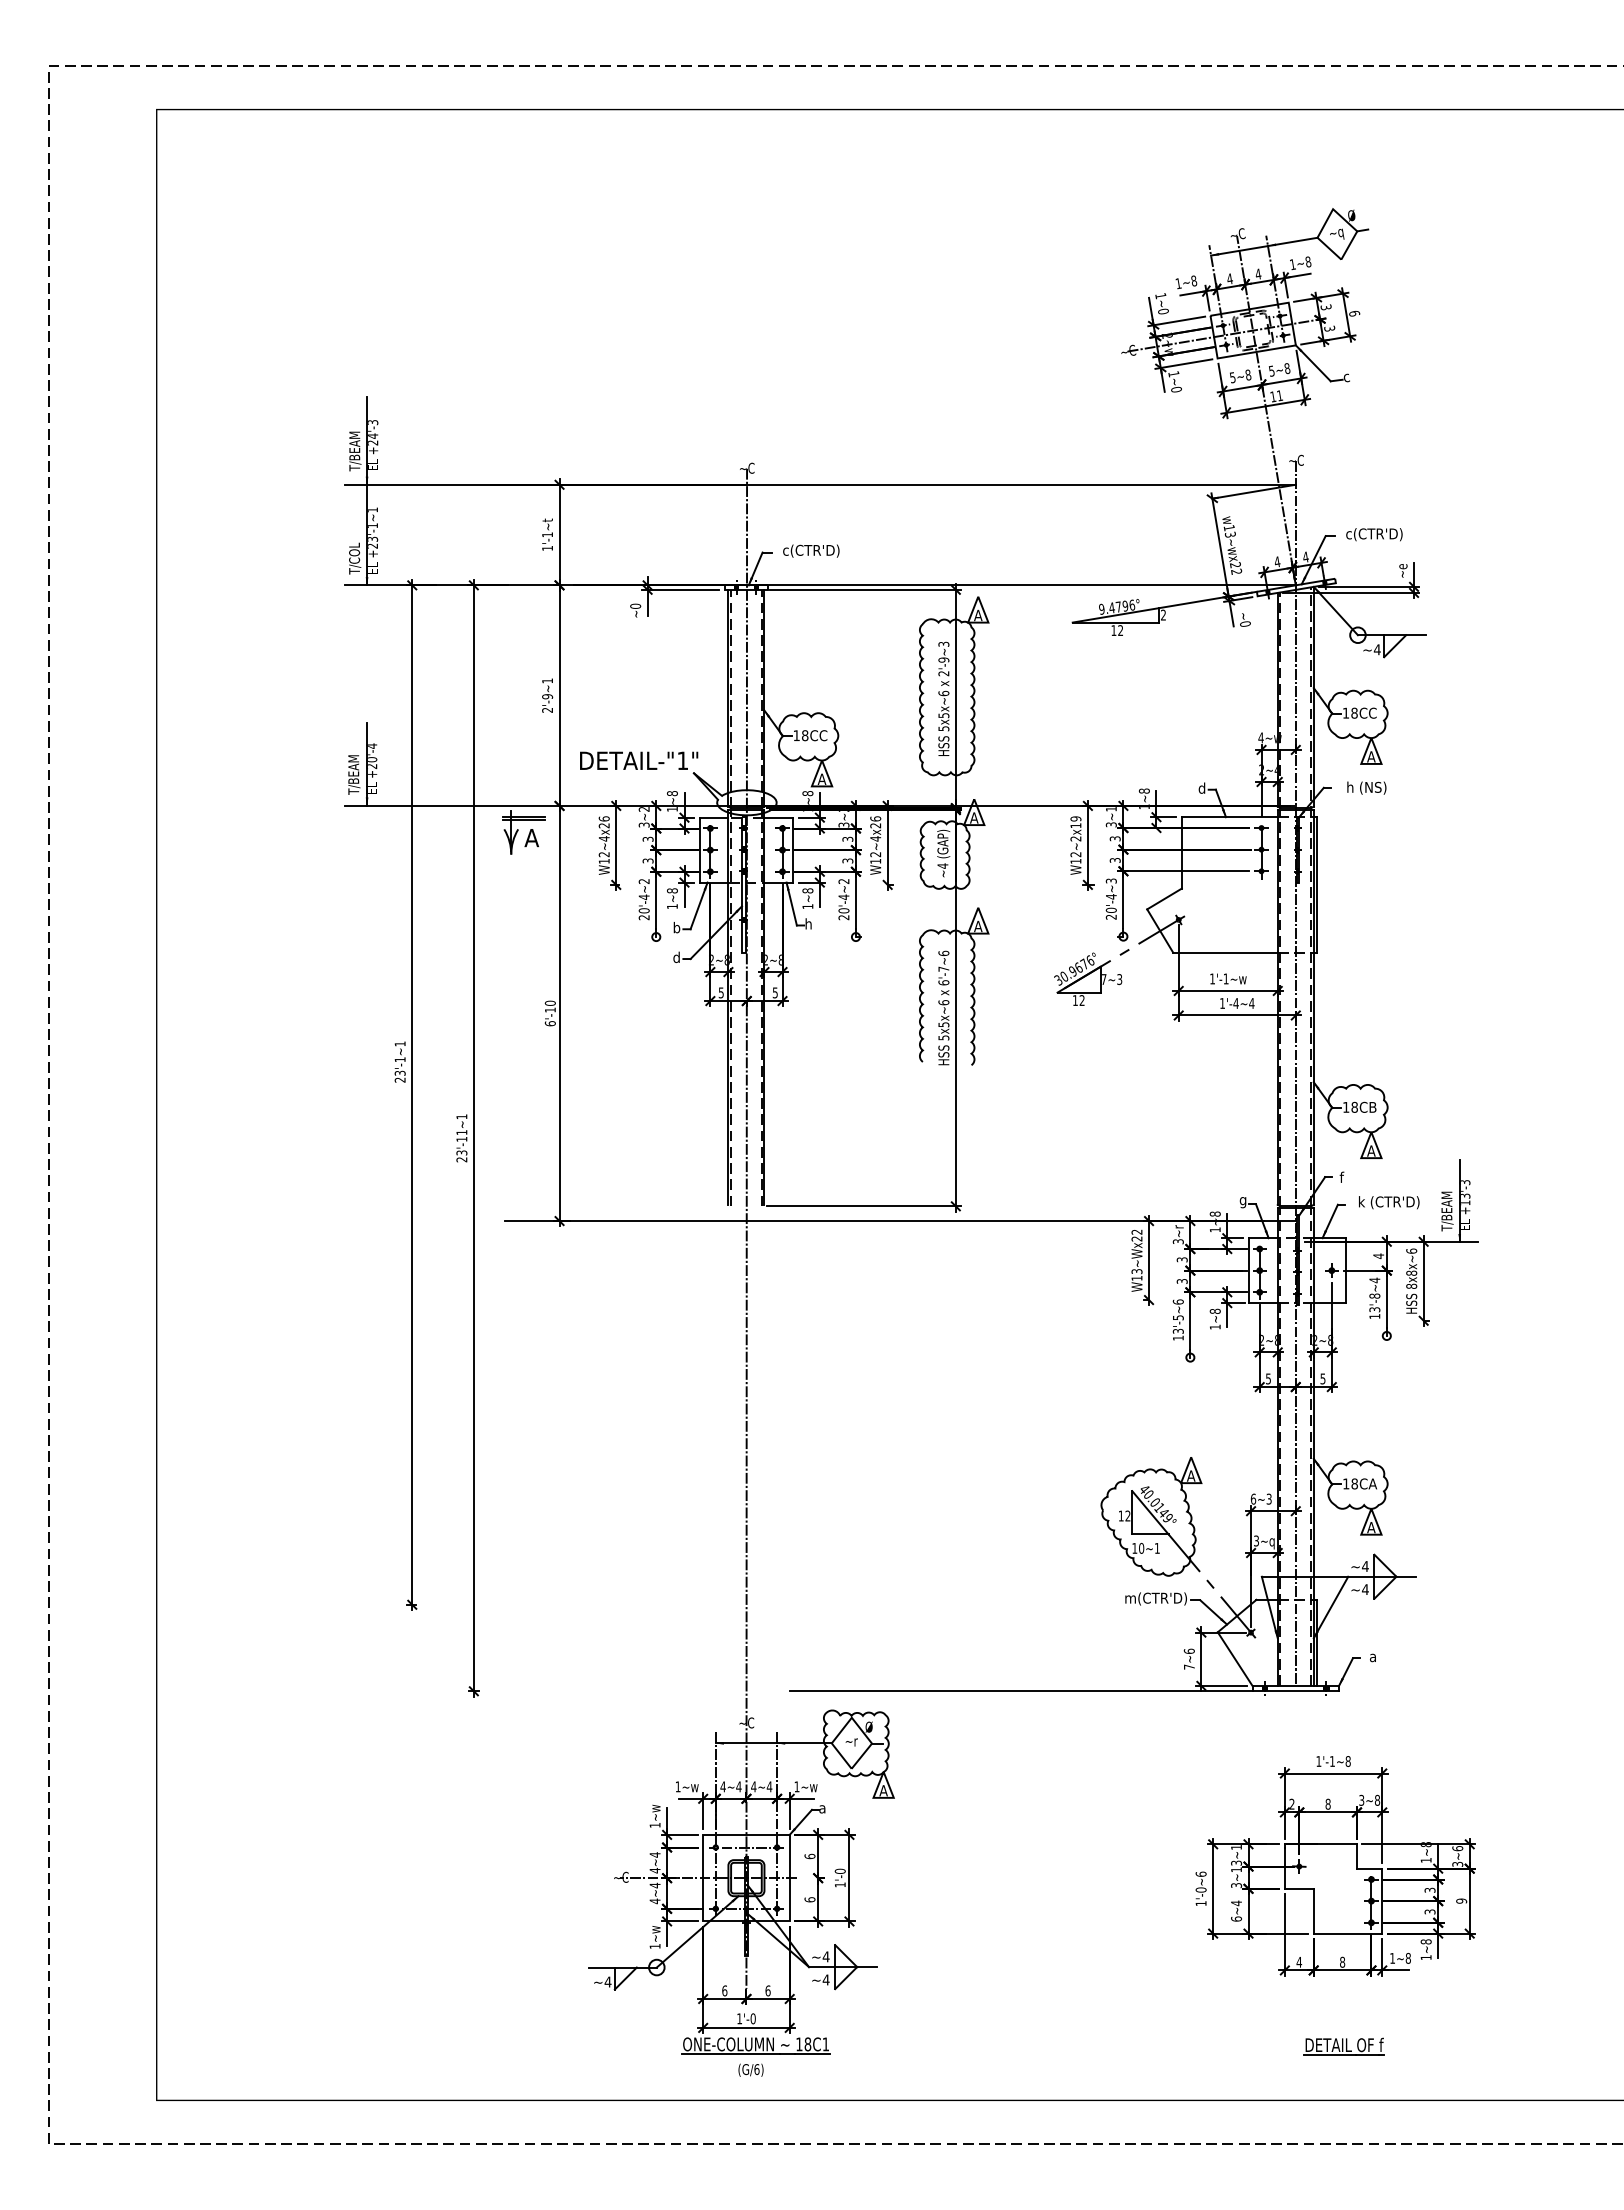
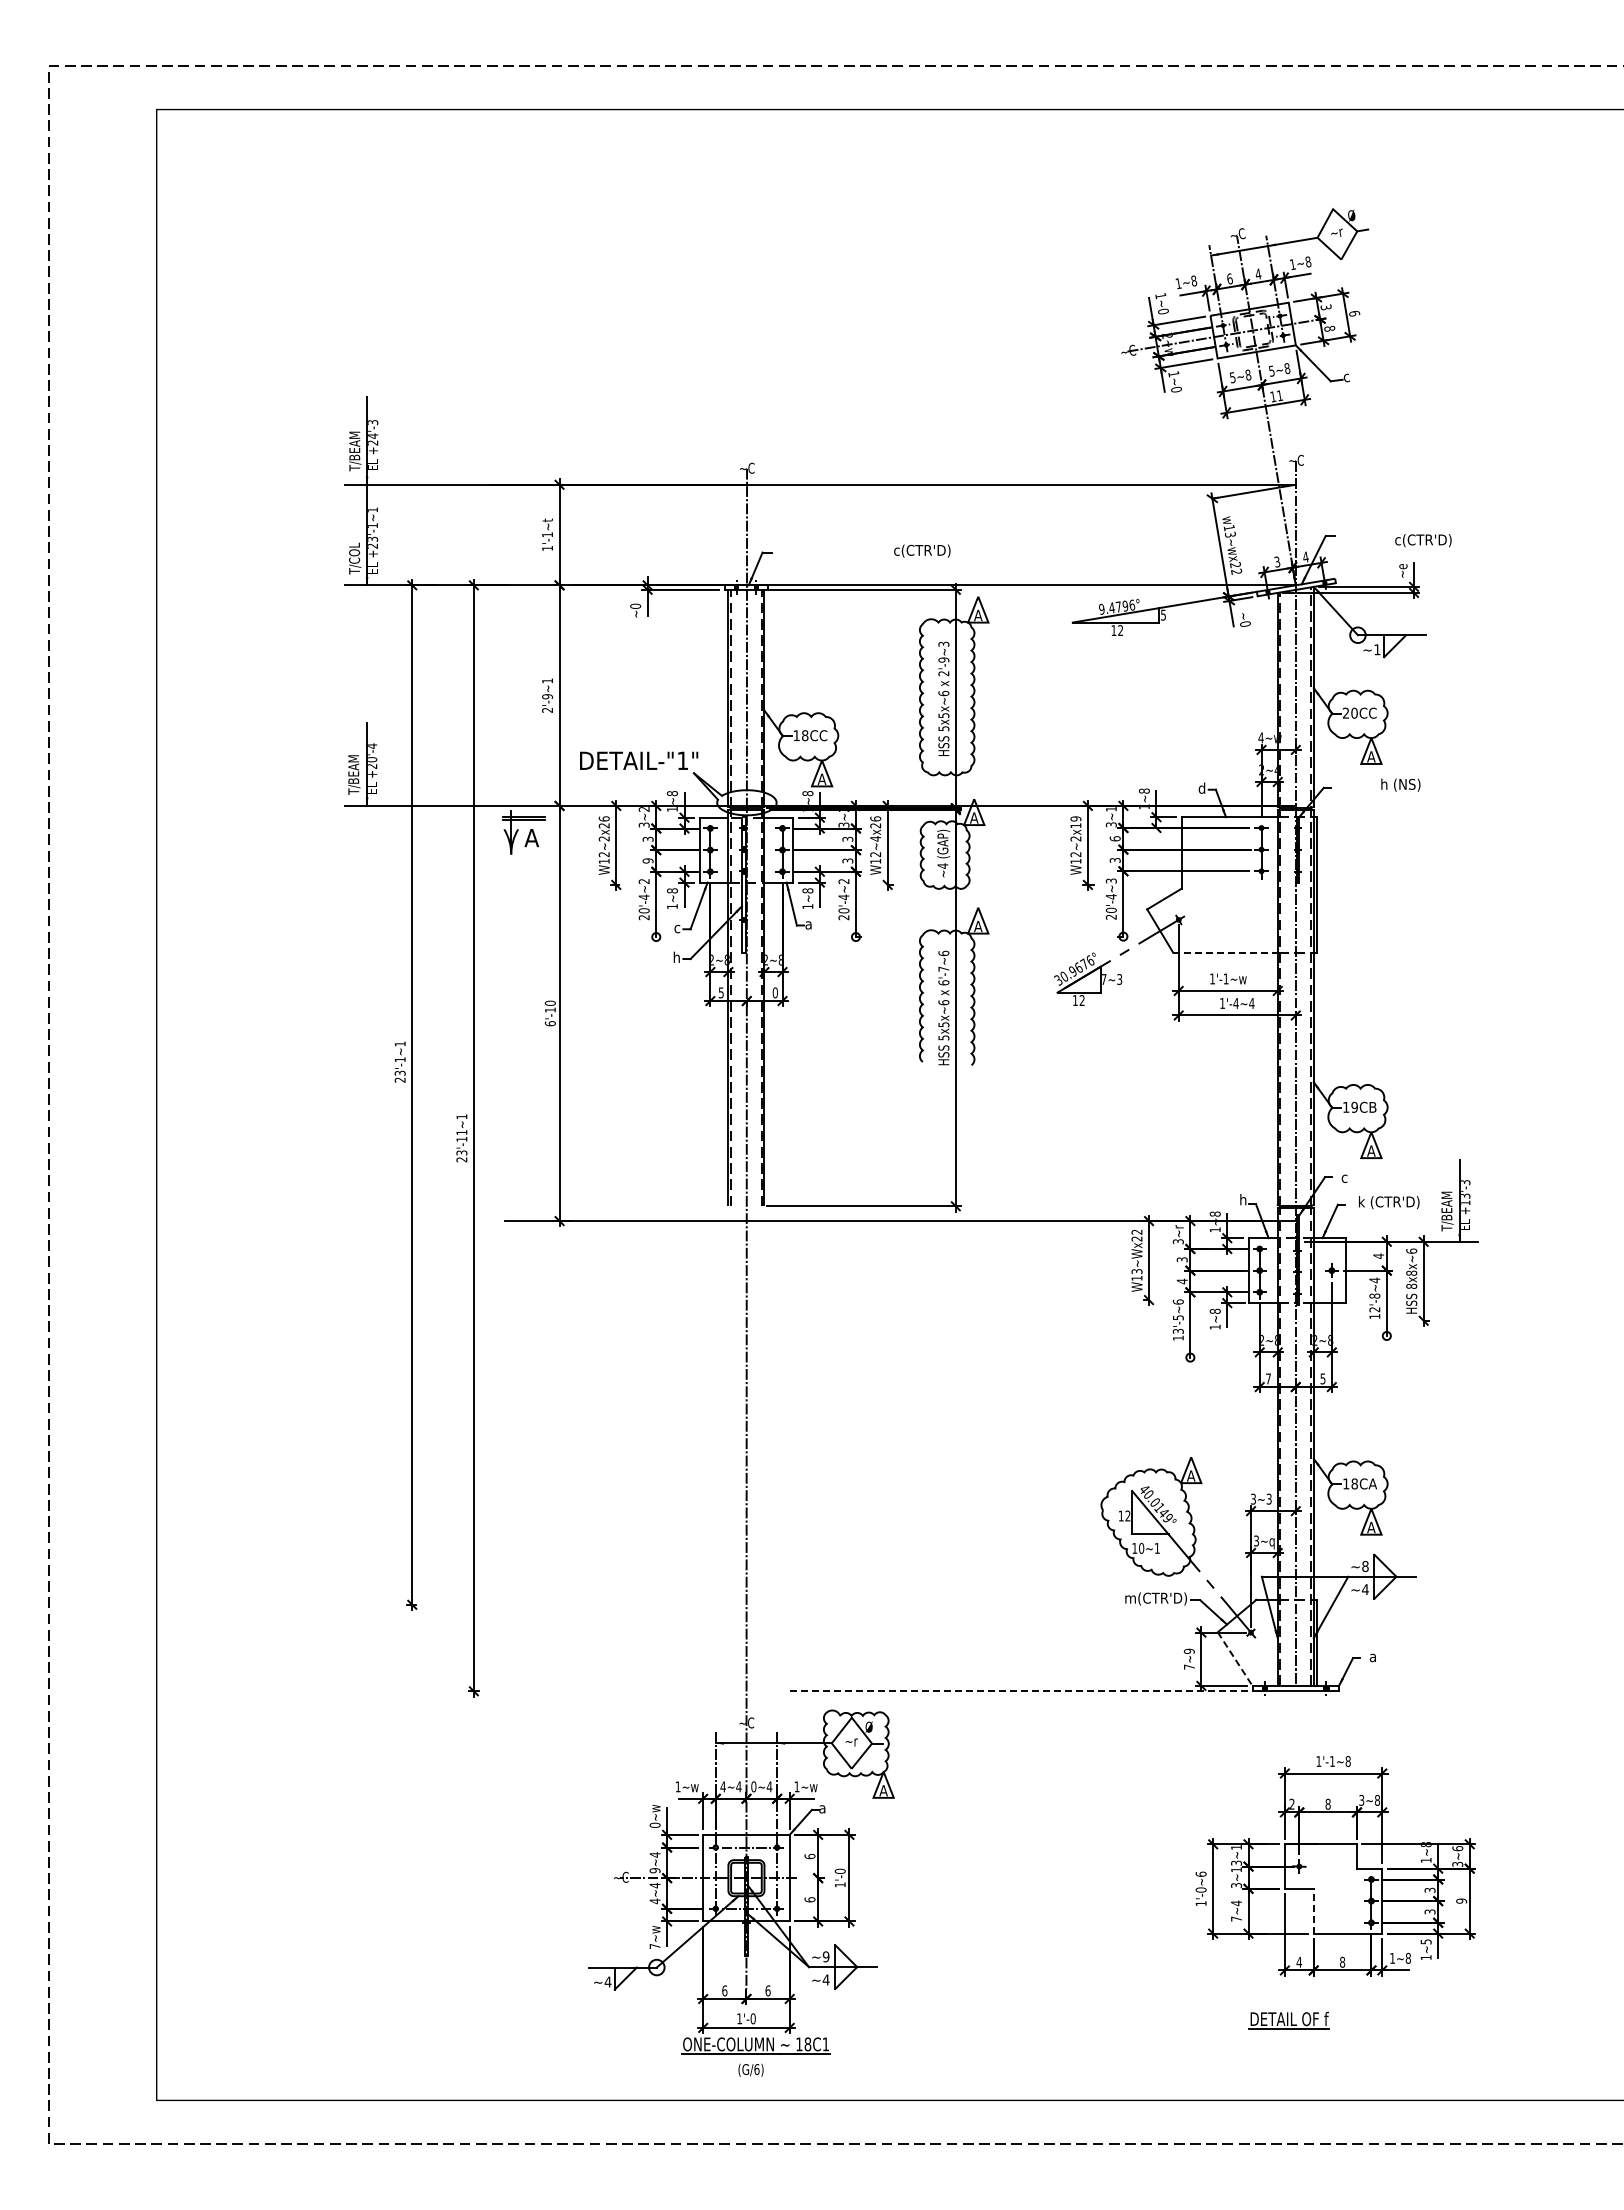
text: ~q -> ~r (1337, 233)
text: 4 -> 6 (1229, 278)
text: 3 -> 8 (1329, 328)
text position: (1374, 534) -> (1423, 540) (1423, 540)
text position: (811, 550) -> (922, 550) (922, 550)
text: 4 -> 3 (1277, 561)
text: 2 -> 5 (1163, 614)
text: ~4 -> ~1 (1376, 649)
text: 18CC -> 20CC (1349, 712)
text position: (1366, 787) -> (1400, 784) (1400, 784)
text: W12~4x26 -> W12~2x26 (603, 838)
text: 3 -> 6 (1114, 838)
text: 3 -> 9 (647, 860)
text: h -> a (808, 923)
text: b -> c (676, 927)
line: solid -> dashed (1225, 952)
text: d -> h (676, 957)
text: 5 -> 0 (774, 992)
text: 18CB -> 19CB (1354, 1107)
text: f -> c (1343, 1177)
text: g -> h (1242, 1201)
text: 3 -> 4 (1181, 1281)
text: 13'-8~4 -> 12'-8~4 (1375, 1309)
text: 5 -> 7 (1268, 1378)
text: 6~3 -> 3~3 (1253, 1498)
text: ~4 -> ~8 (1365, 1566)
text: 7~6 -> 7~9 (1188, 1650)
line: solid -> dashed (1235, 1659)
line: solid -> dashed (1021, 1691)
text: 4~4 -> 0~4 (753, 1786)
text: 1~w -> 0~w (654, 1824)
text: 4~4 -> 9~4 (654, 1870)
line: solid -> dashed (1313, 1910)
text: 6~4 -> 7~4 (1236, 1918)
text: 1~8 -> 1~5 (1425, 1941)
text: 1~w -> 7~w (654, 1946)
text: ~4 -> ~9 (825, 1956)
part position: (1343, 2046) -> (1288, 2020) (1288, 2020)
